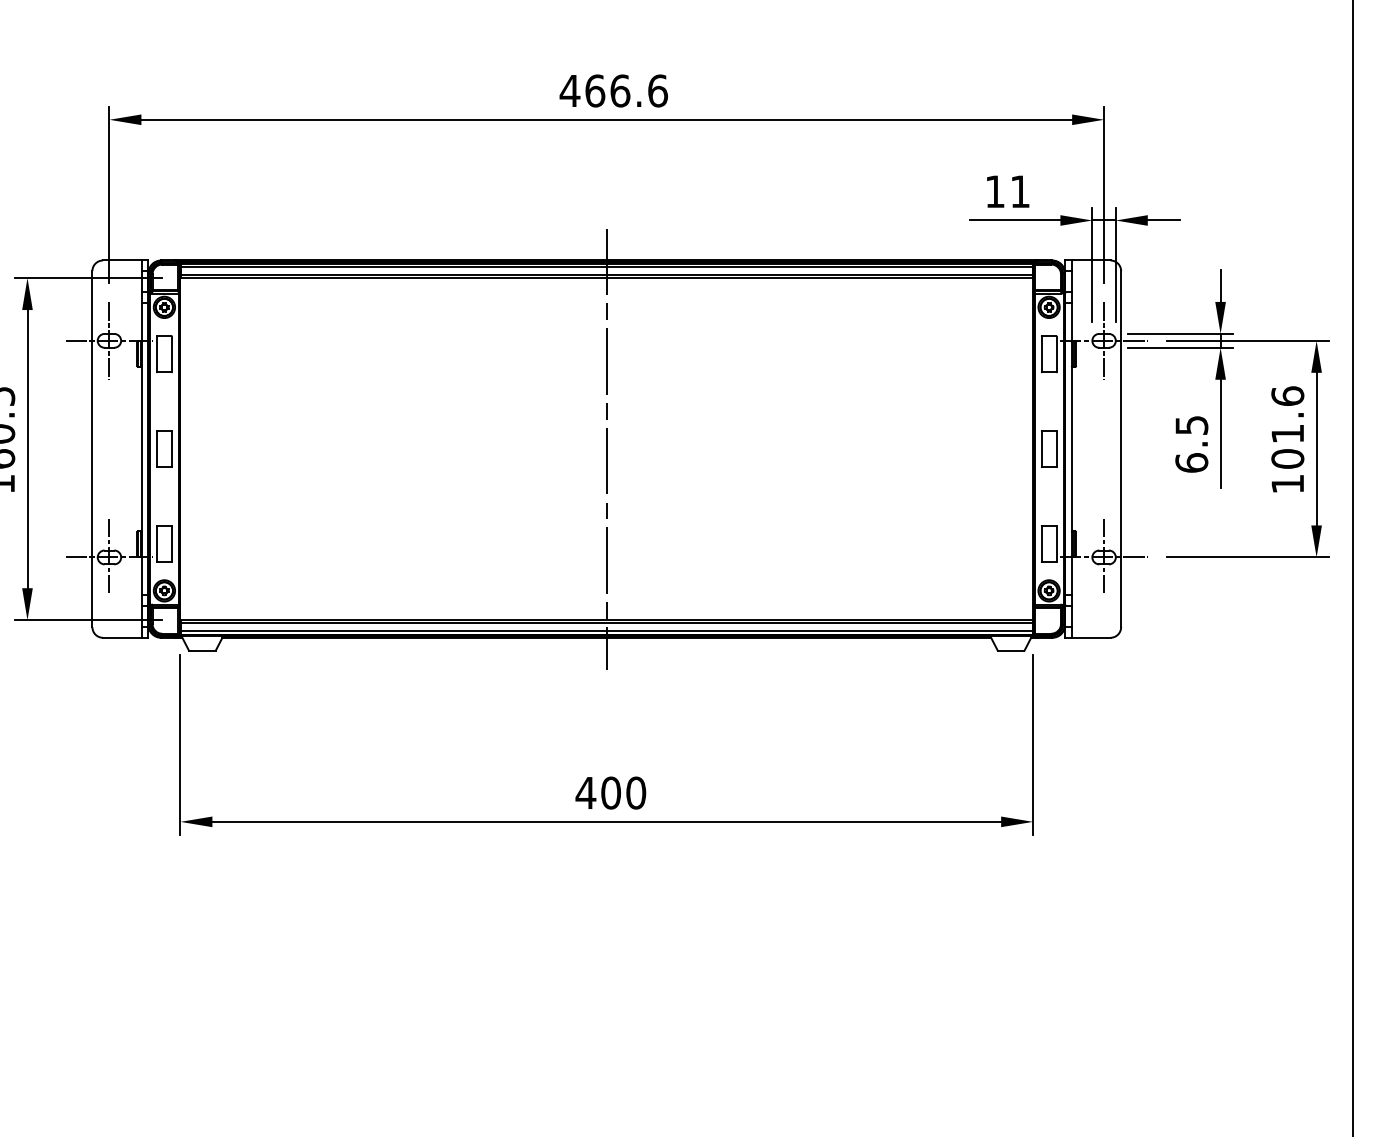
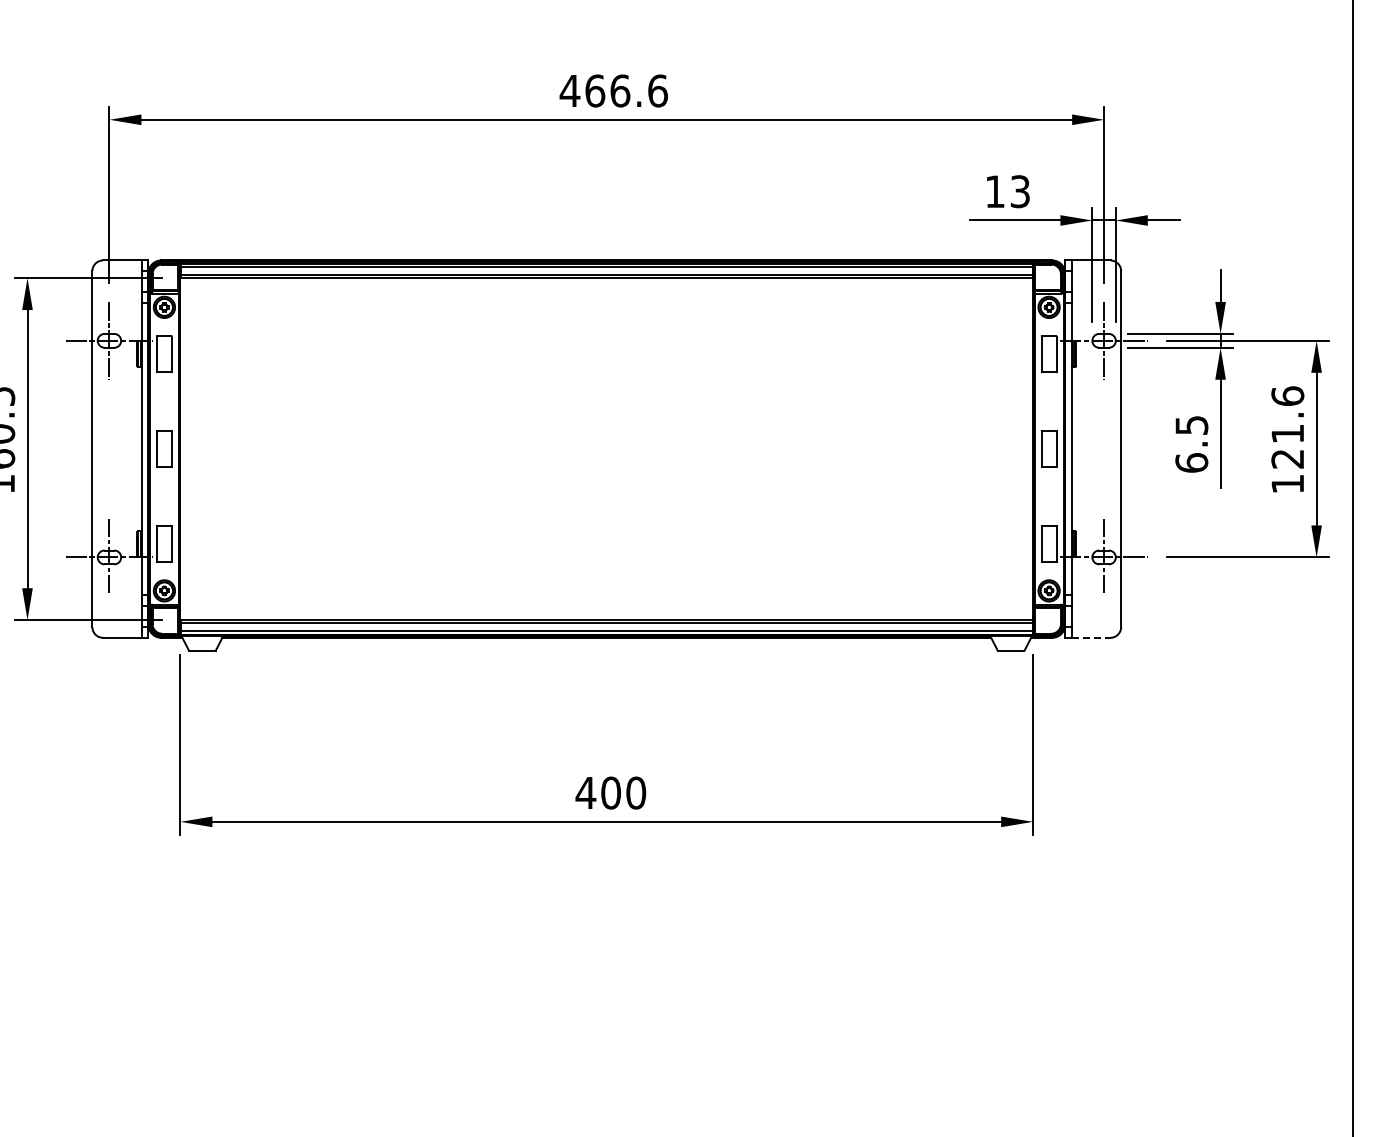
text: 11 -> 13 (1019, 191)
line: present -> none (606, 448)
text: 101.6 -> 121.6 (1287, 458)
line: solid -> dashed (1091, 637)
